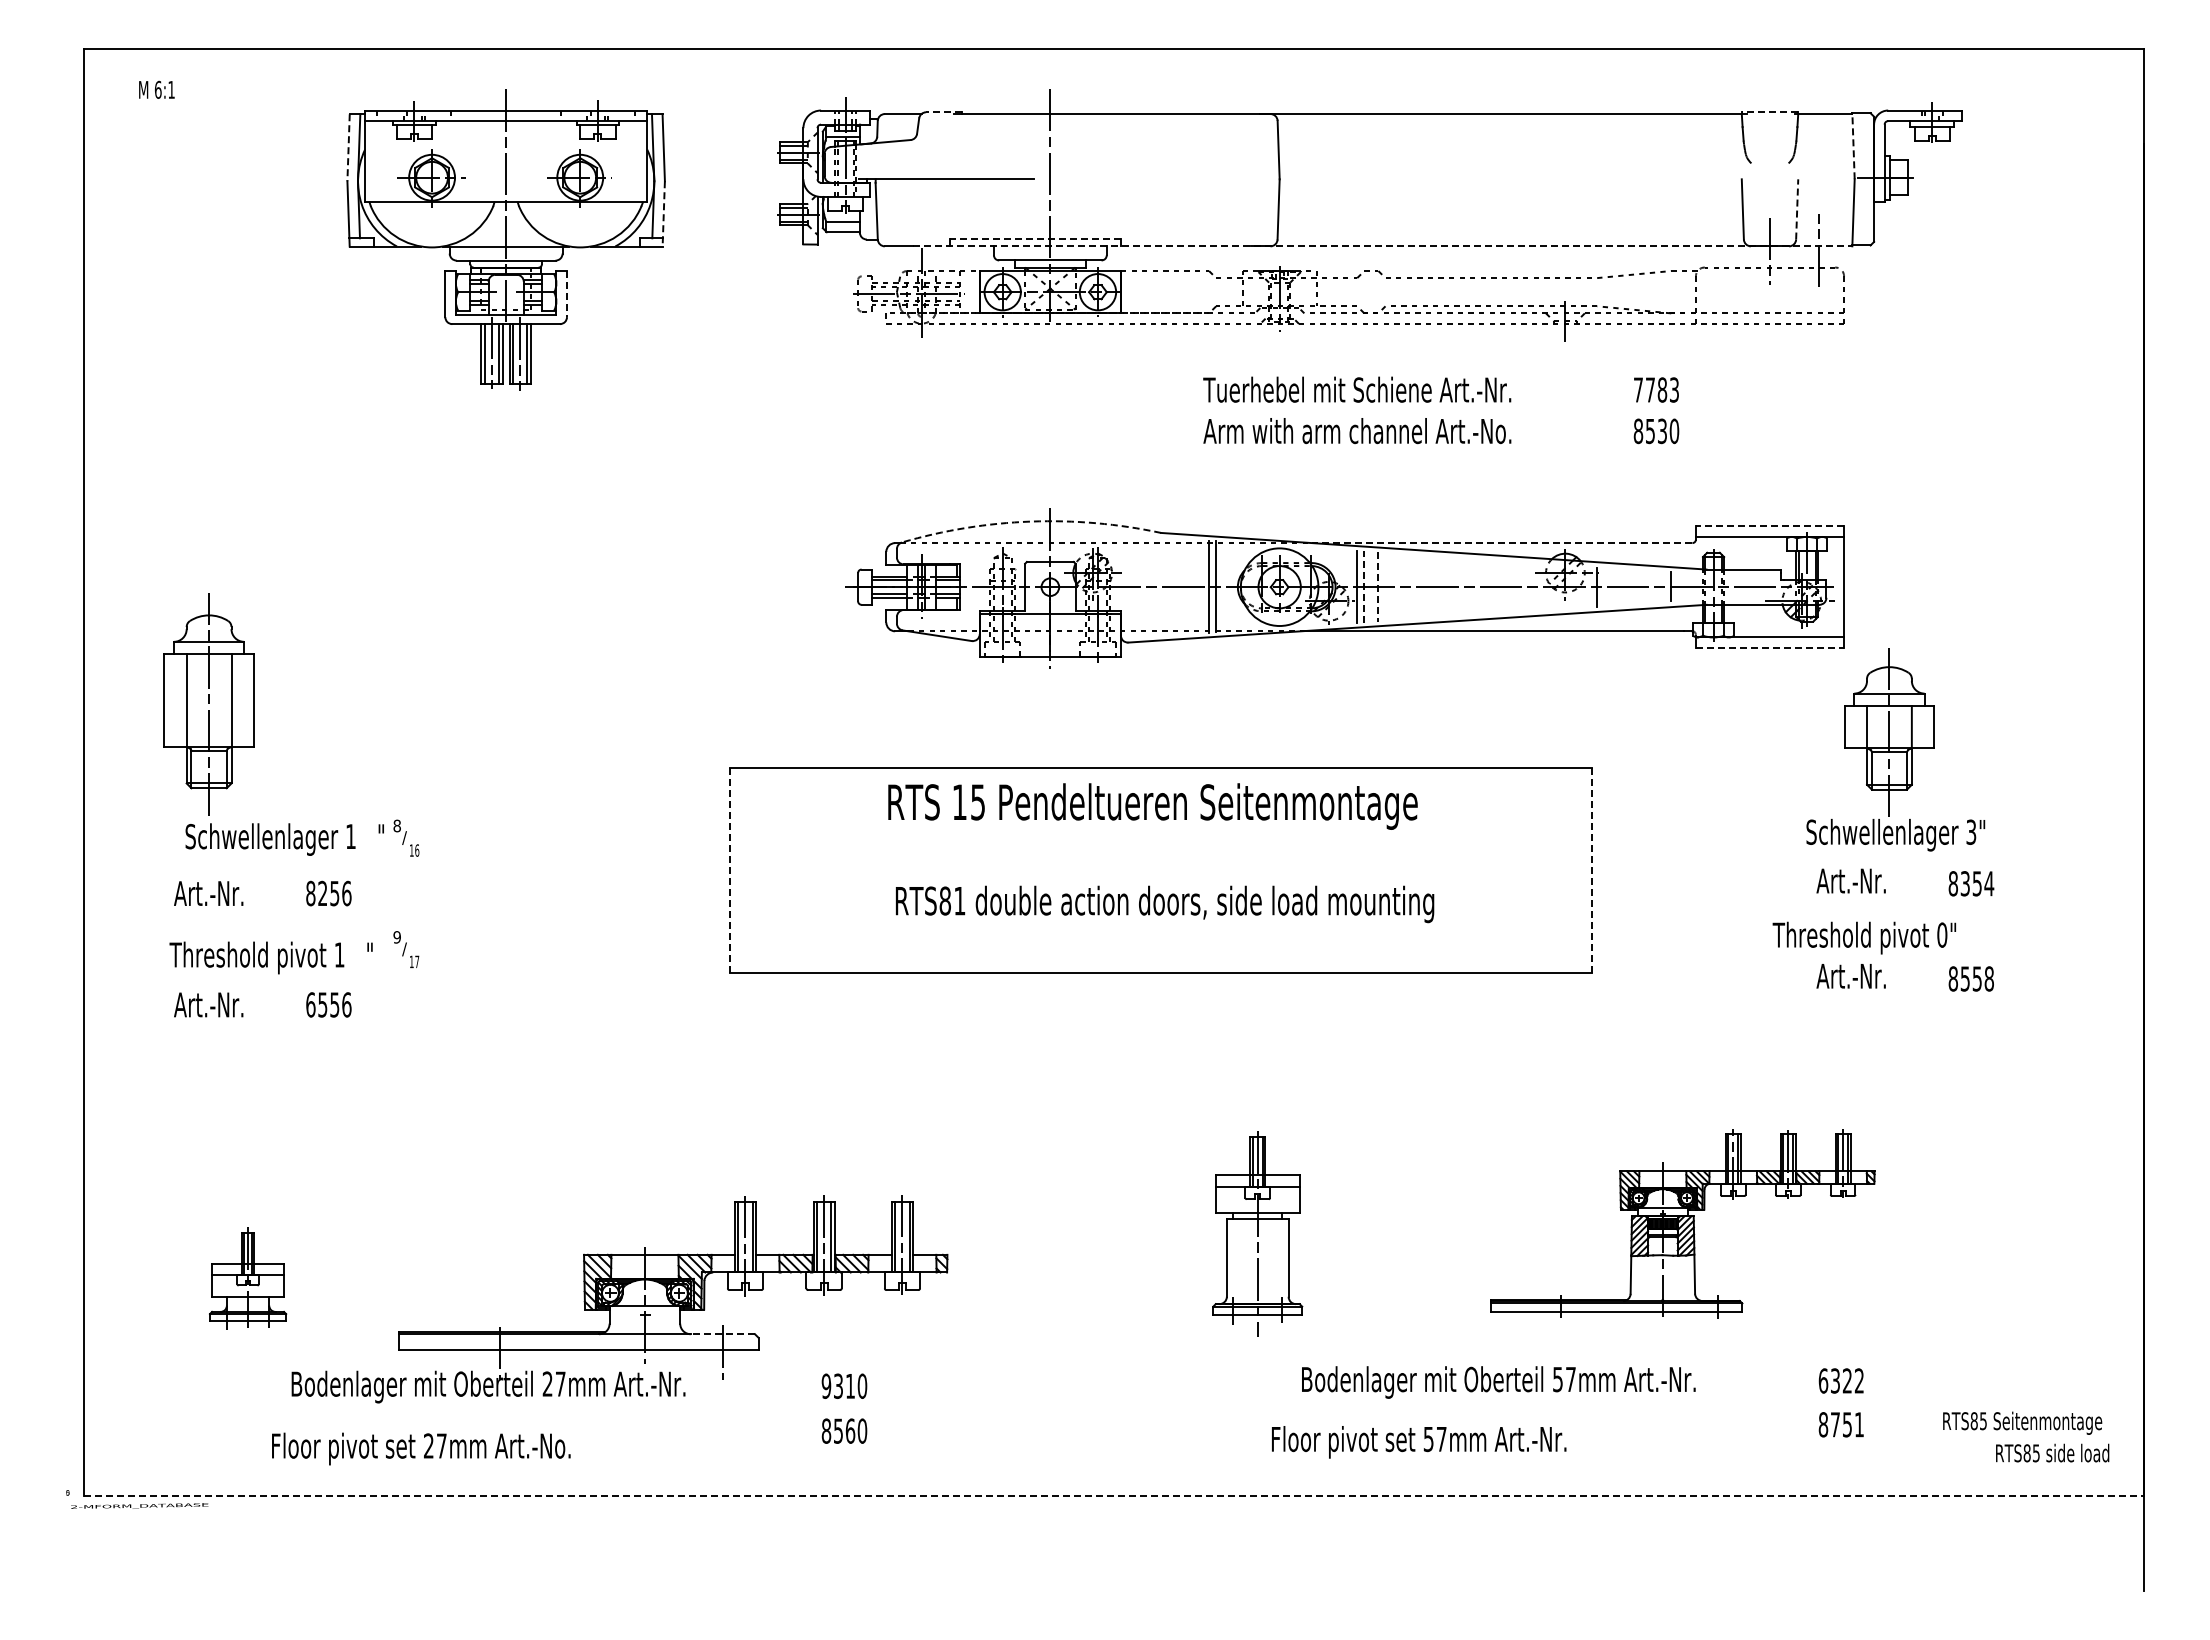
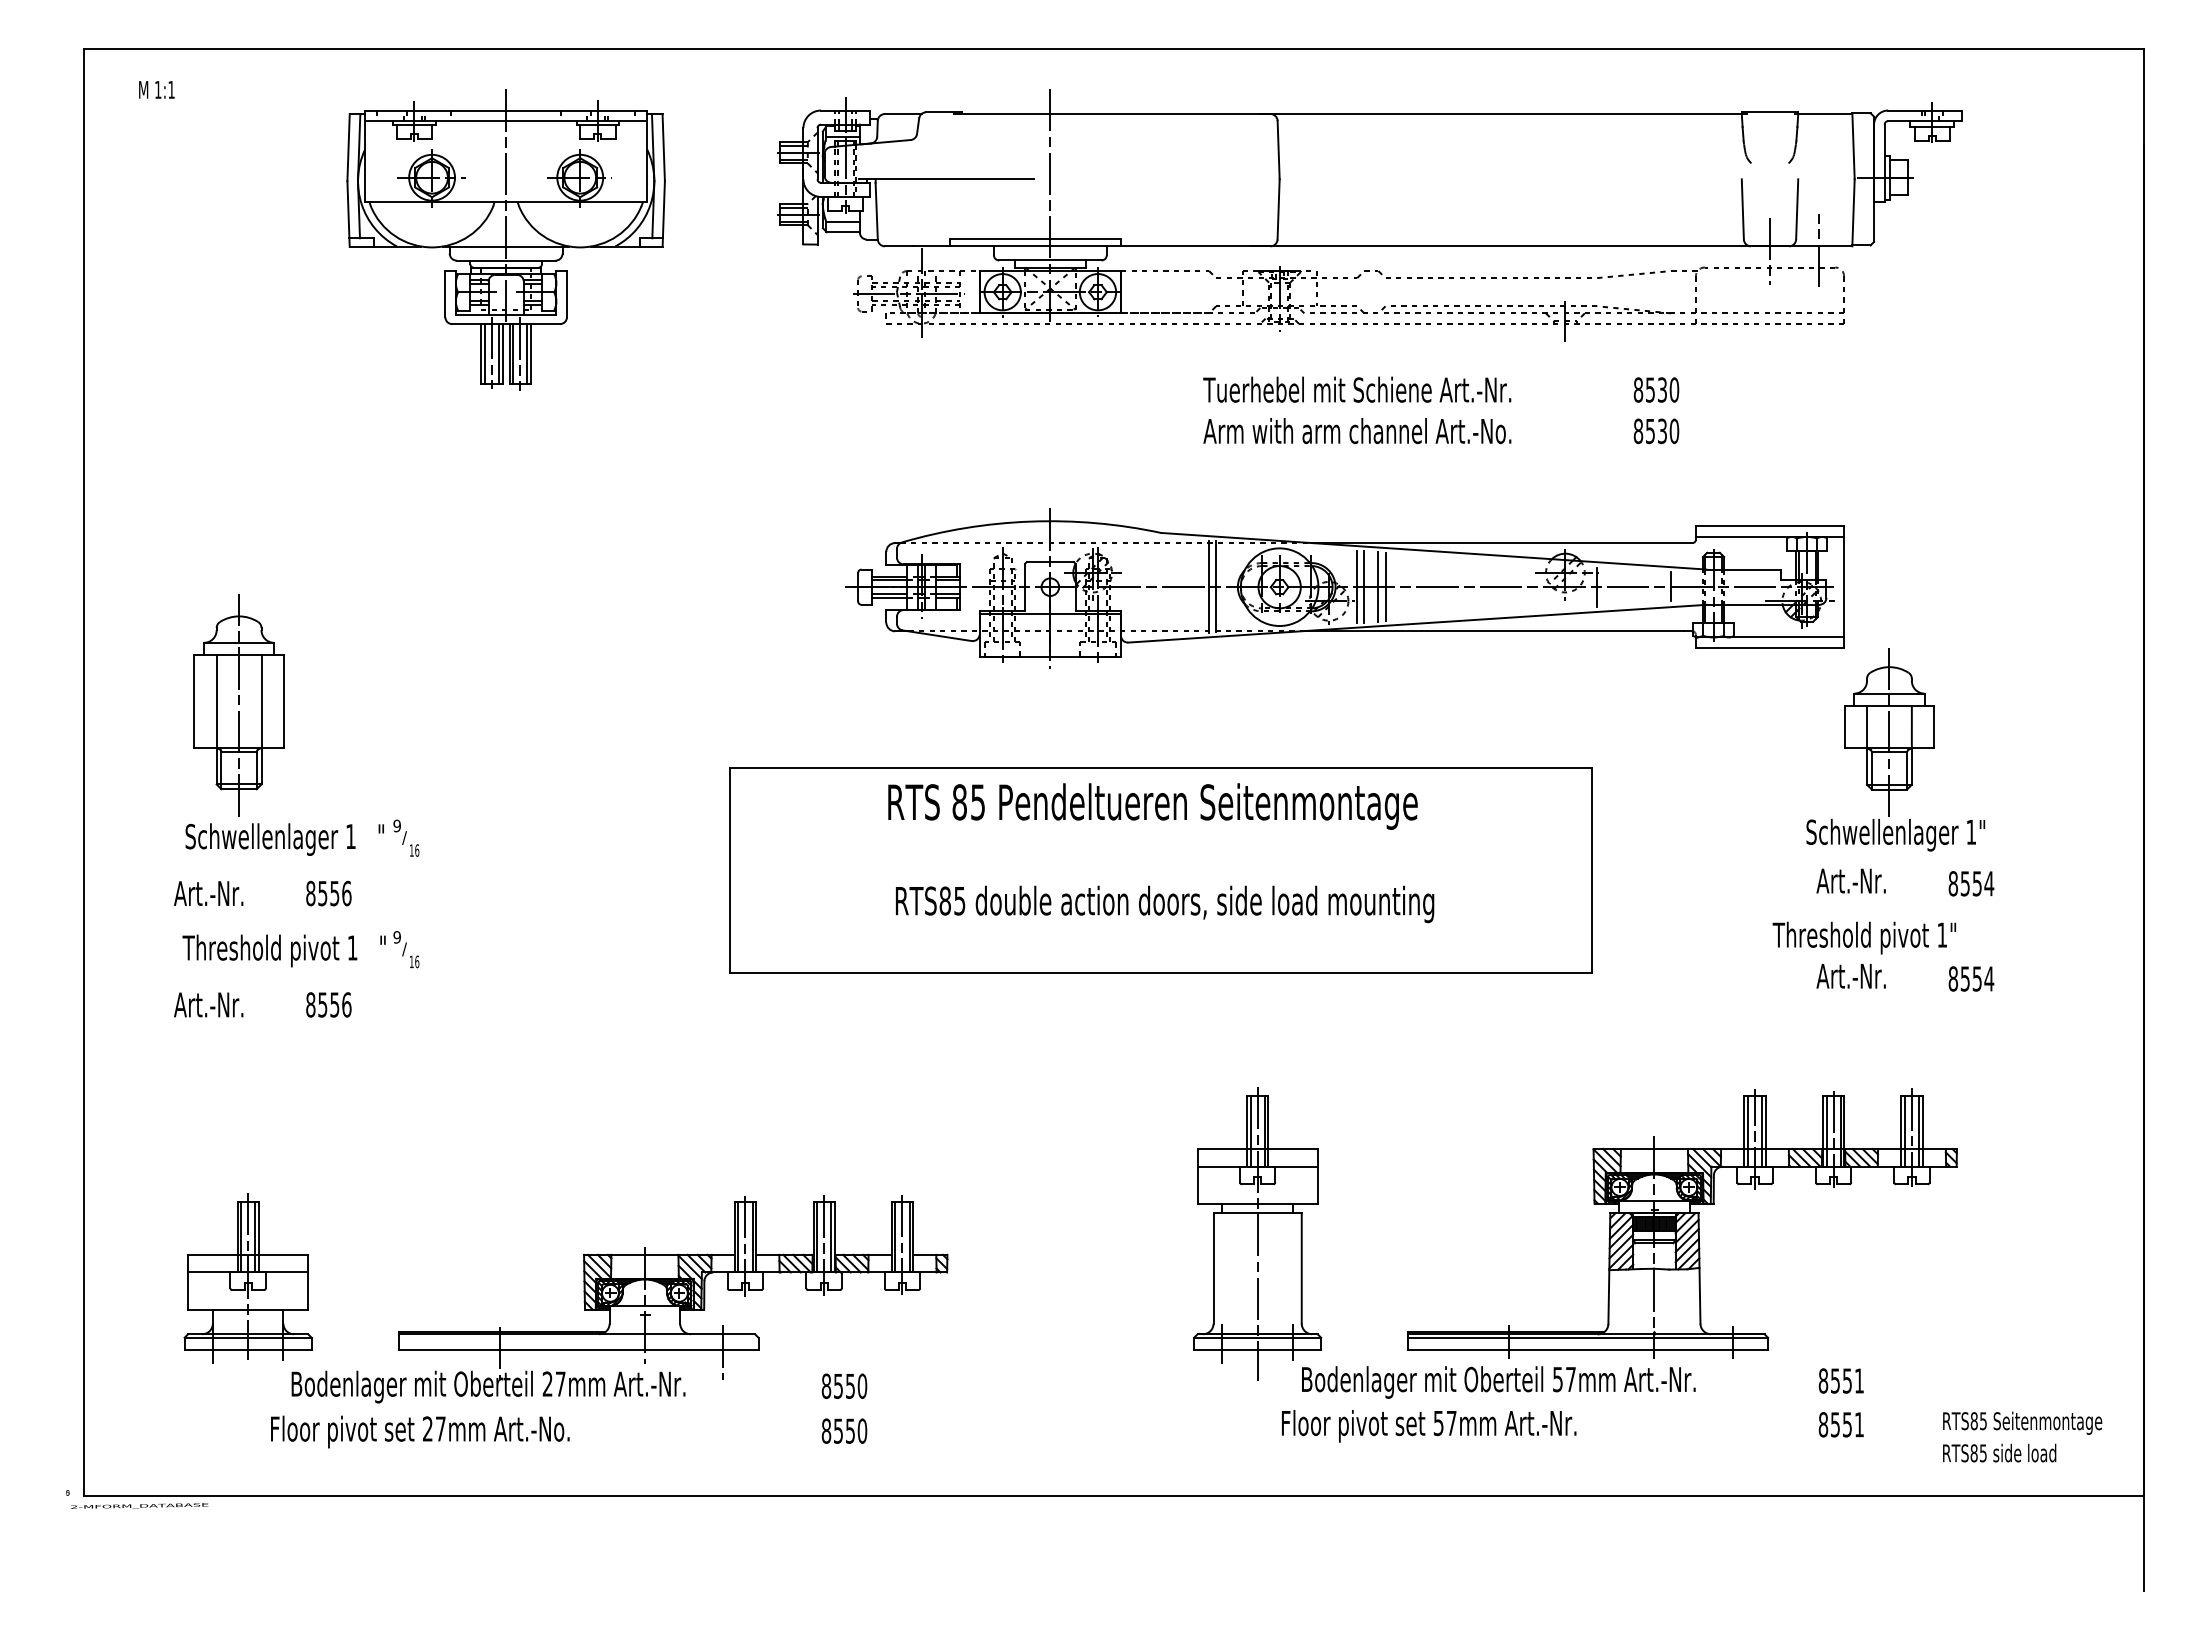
text: 6:1 -> 1:1 (157, 89)
line: dashed -> solid (943, 112)
line: dashed -> solid (1769, 112)
line: dashed -> solid (1853, 146)
line: dashed -> solid (348, 147)
line: dashed -> solid (1797, 208)
line: dashed -> solid (663, 213)
line: dashed -> solid (1034, 239)
line: dashed -> solid (1382, 246)
line: dashed -> solid (567, 294)
text: 7783 -> 8530 (1656, 389)
arc: dashed -> solid (1030, 521)
line: dashed -> solid (1769, 526)
line: dashed -> solid (1501, 543)
line: dashed -> solid (1364, 586)
line: dashed -> solid (1378, 586)
line: none -> present (1385, 586)
line: dashed -> solid (1770, 648)
part position: (208, 704) -> (238, 705) (238, 705)
text: 15 -> 85 (959, 802)
text: 8 -> 9 (396, 825)
text: 3" -> 1" (1971, 831)
line: dashed -> solid (1592, 869)
line: dashed -> solid (729, 870)
text: 8354 -> 8554 (1965, 883)
text: 8256 -> 8556 (322, 893)
text: RTS81 -> RTS85 (959, 901)
text: 0" -> 1" (1942, 934)
text position: (270, 957) -> (283, 950) (283, 950)
text: 17 -> 16 (417, 961)
text: 8558 -> 8554 (1989, 978)
text: 6556 -> 8556 (310, 1004)
part size: 386x190 px -> 551x271 px (1682, 1223)
part size: 92x206 px -> 130x294 px (1257, 1233)
part size: 79x103 px -> 130x171 px (247, 1278)
line: dashed -> solid (722, 1334)
text: 6322 -> 8551 (1840, 1380)
text: 9310 -> 8550 (837, 1385)
text: 8751 -> 8551 (1835, 1424)
text: 8560 -> 8550 (850, 1430)
text position: (1419, 1442) -> (1429, 1426) (1429, 1426)
text position: (421, 1448) -> (420, 1431) (420, 1431)
text position: (2052, 1452) -> (1999, 1452) (1999, 1452)
line: dashed -> solid (1114, 1495)
